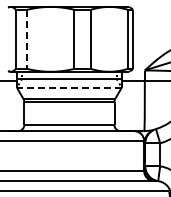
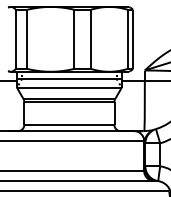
line: dashed -> solid (27, 39)
line: dashed -> solid (70, 87)
